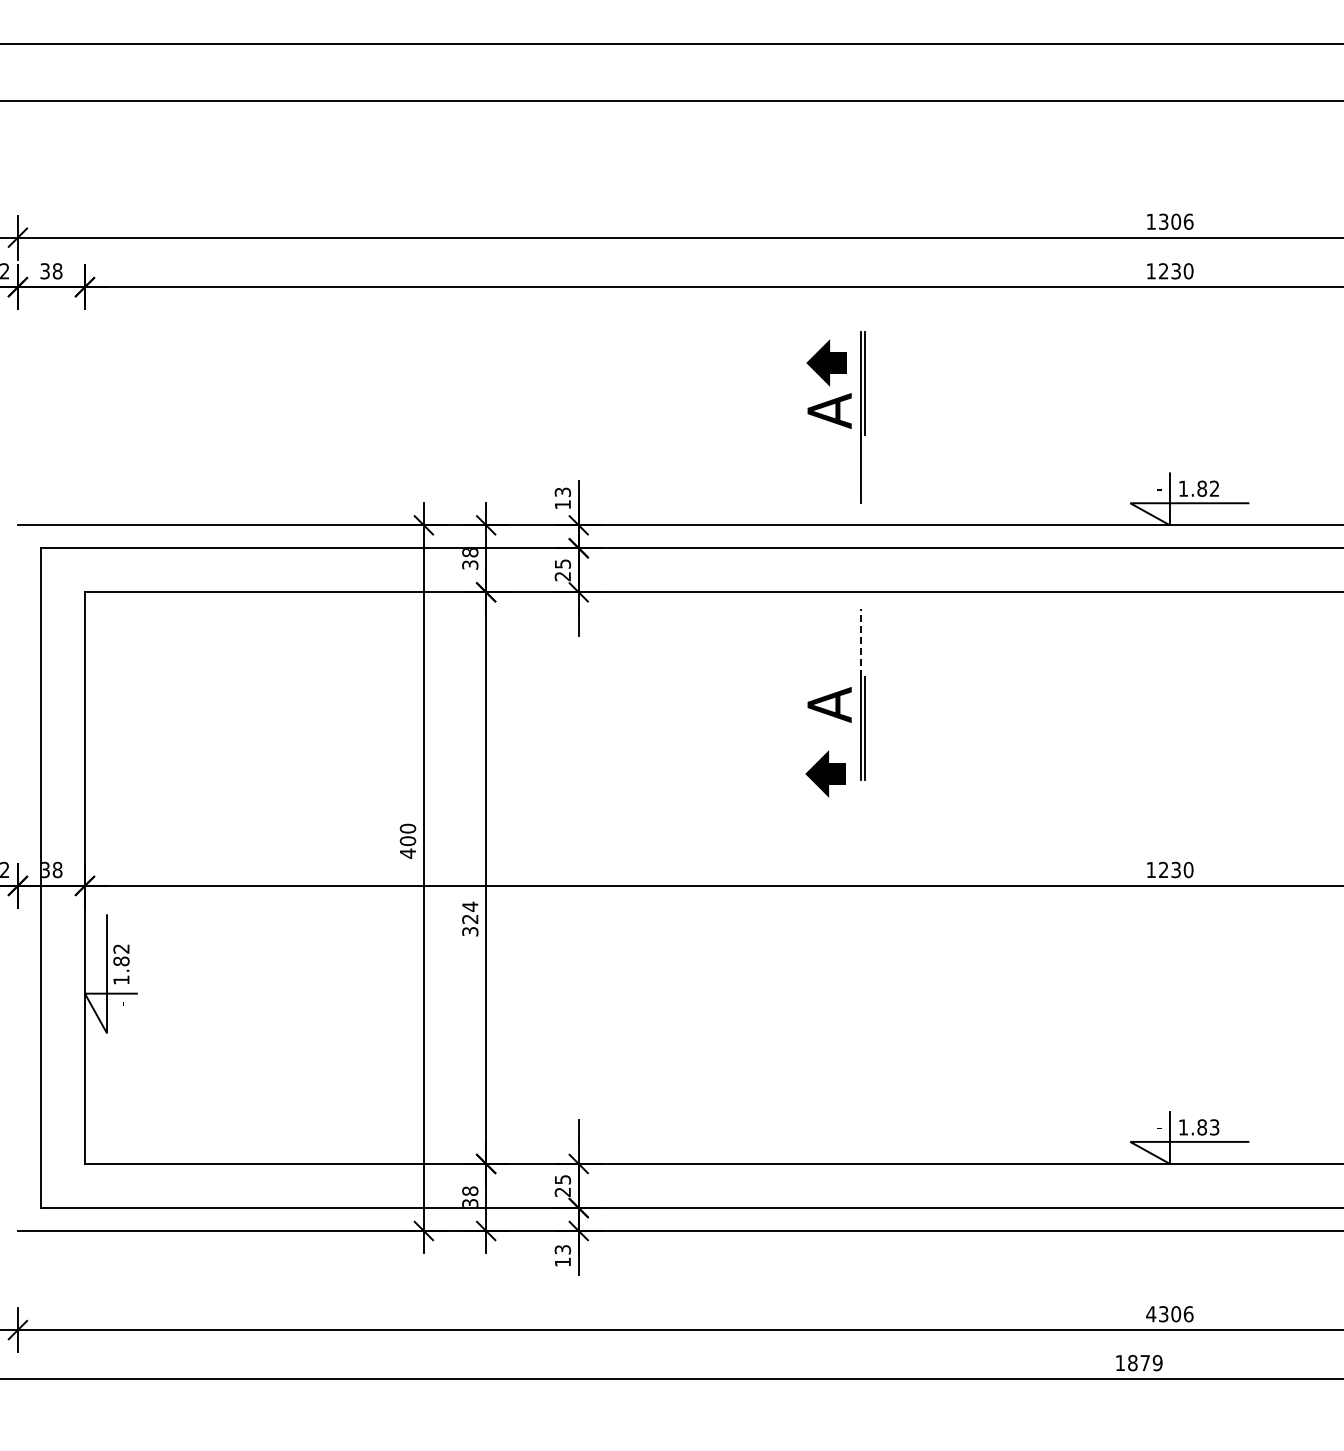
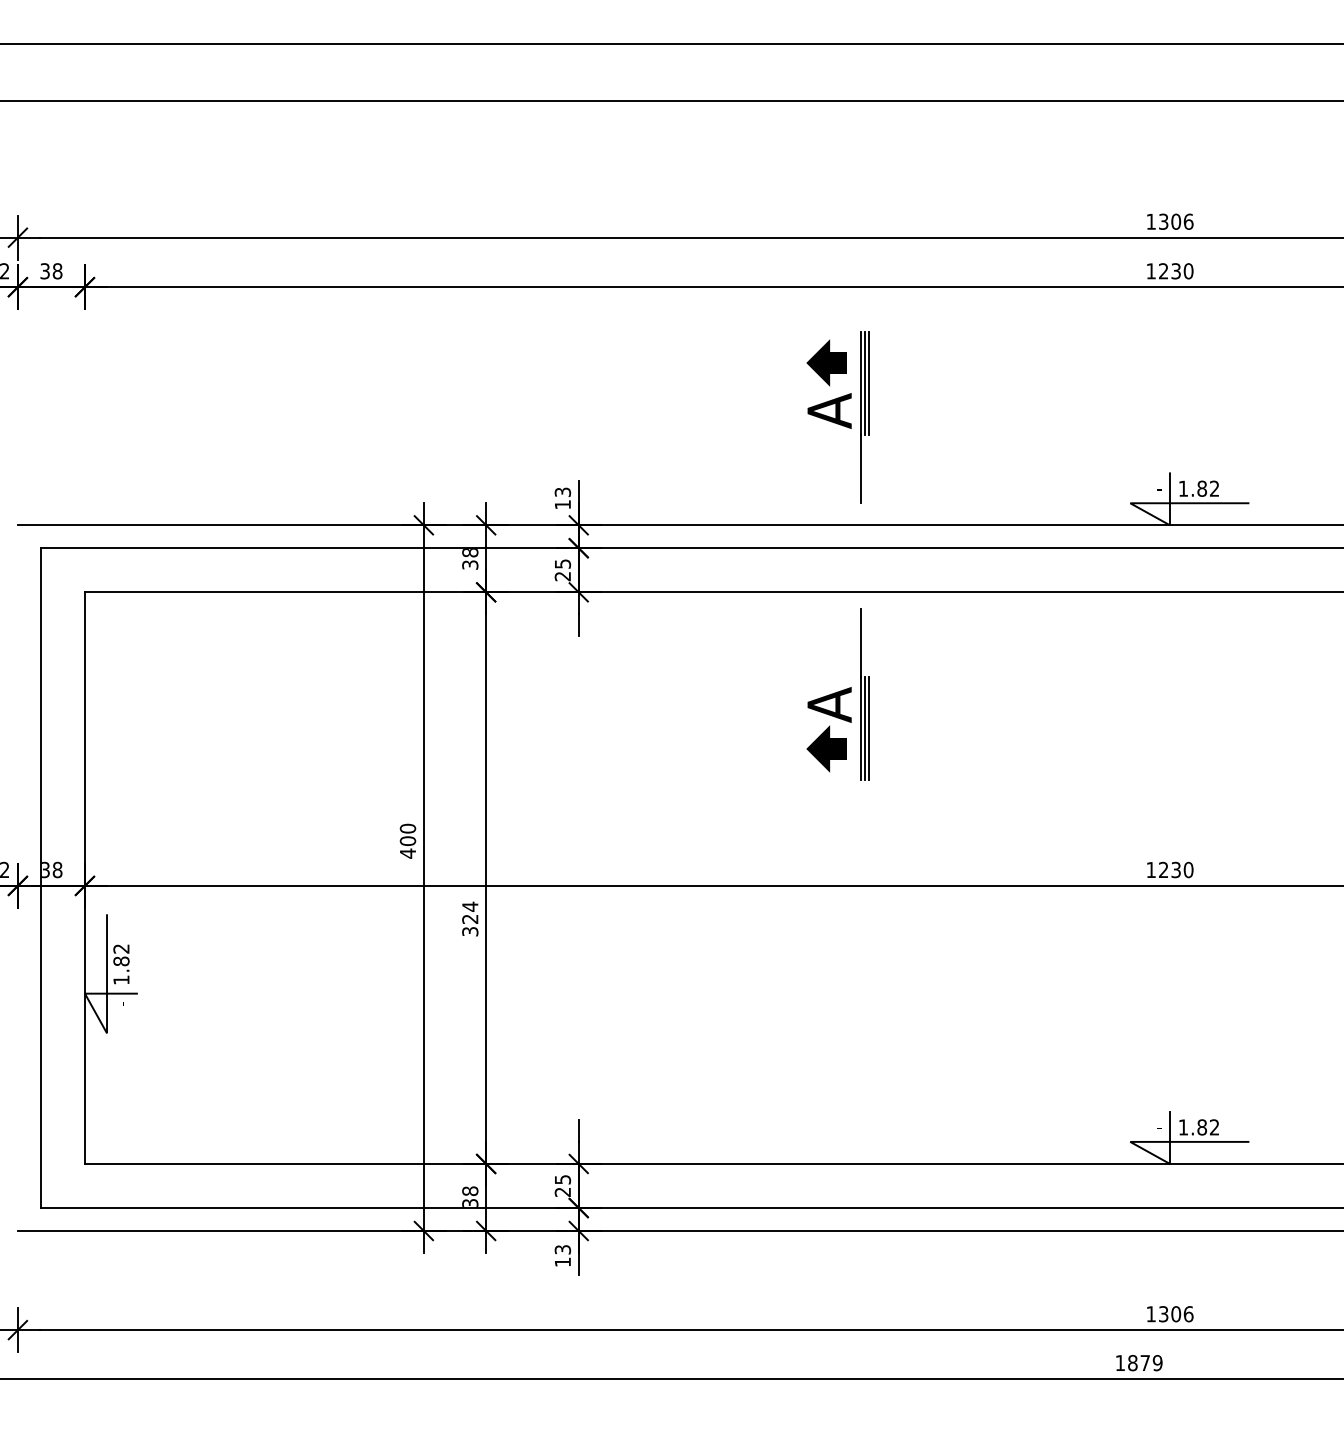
line: none -> present (868, 382)
line: dashed -> solid (861, 642)
line: none -> present (868, 728)
part position: (825, 773) -> (826, 748) (826, 748)
text: 1.83 -> 1.82 (1214, 1127)
text: 4306 -> 1306 (1151, 1314)
